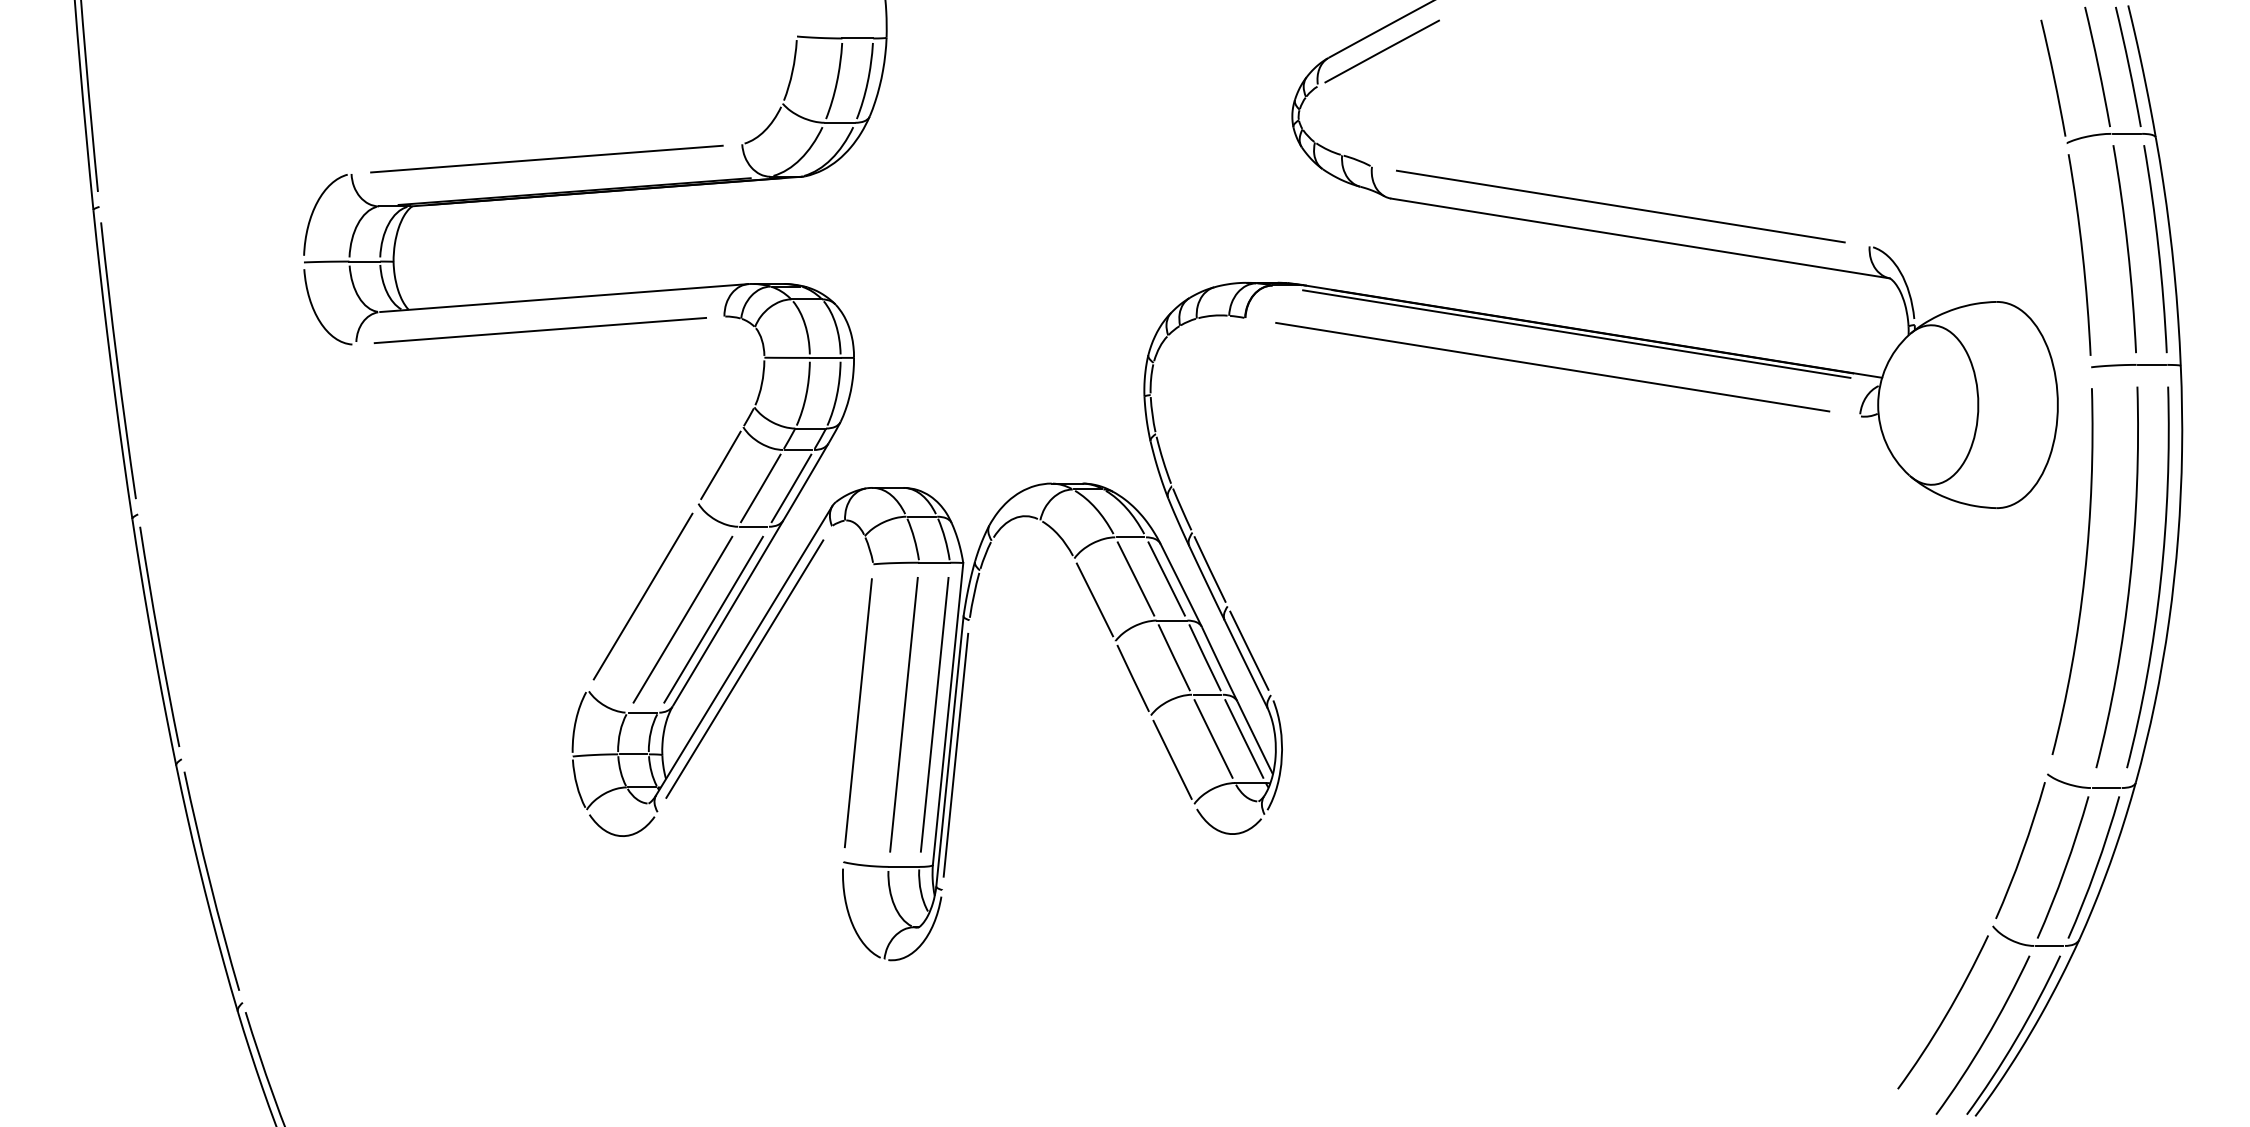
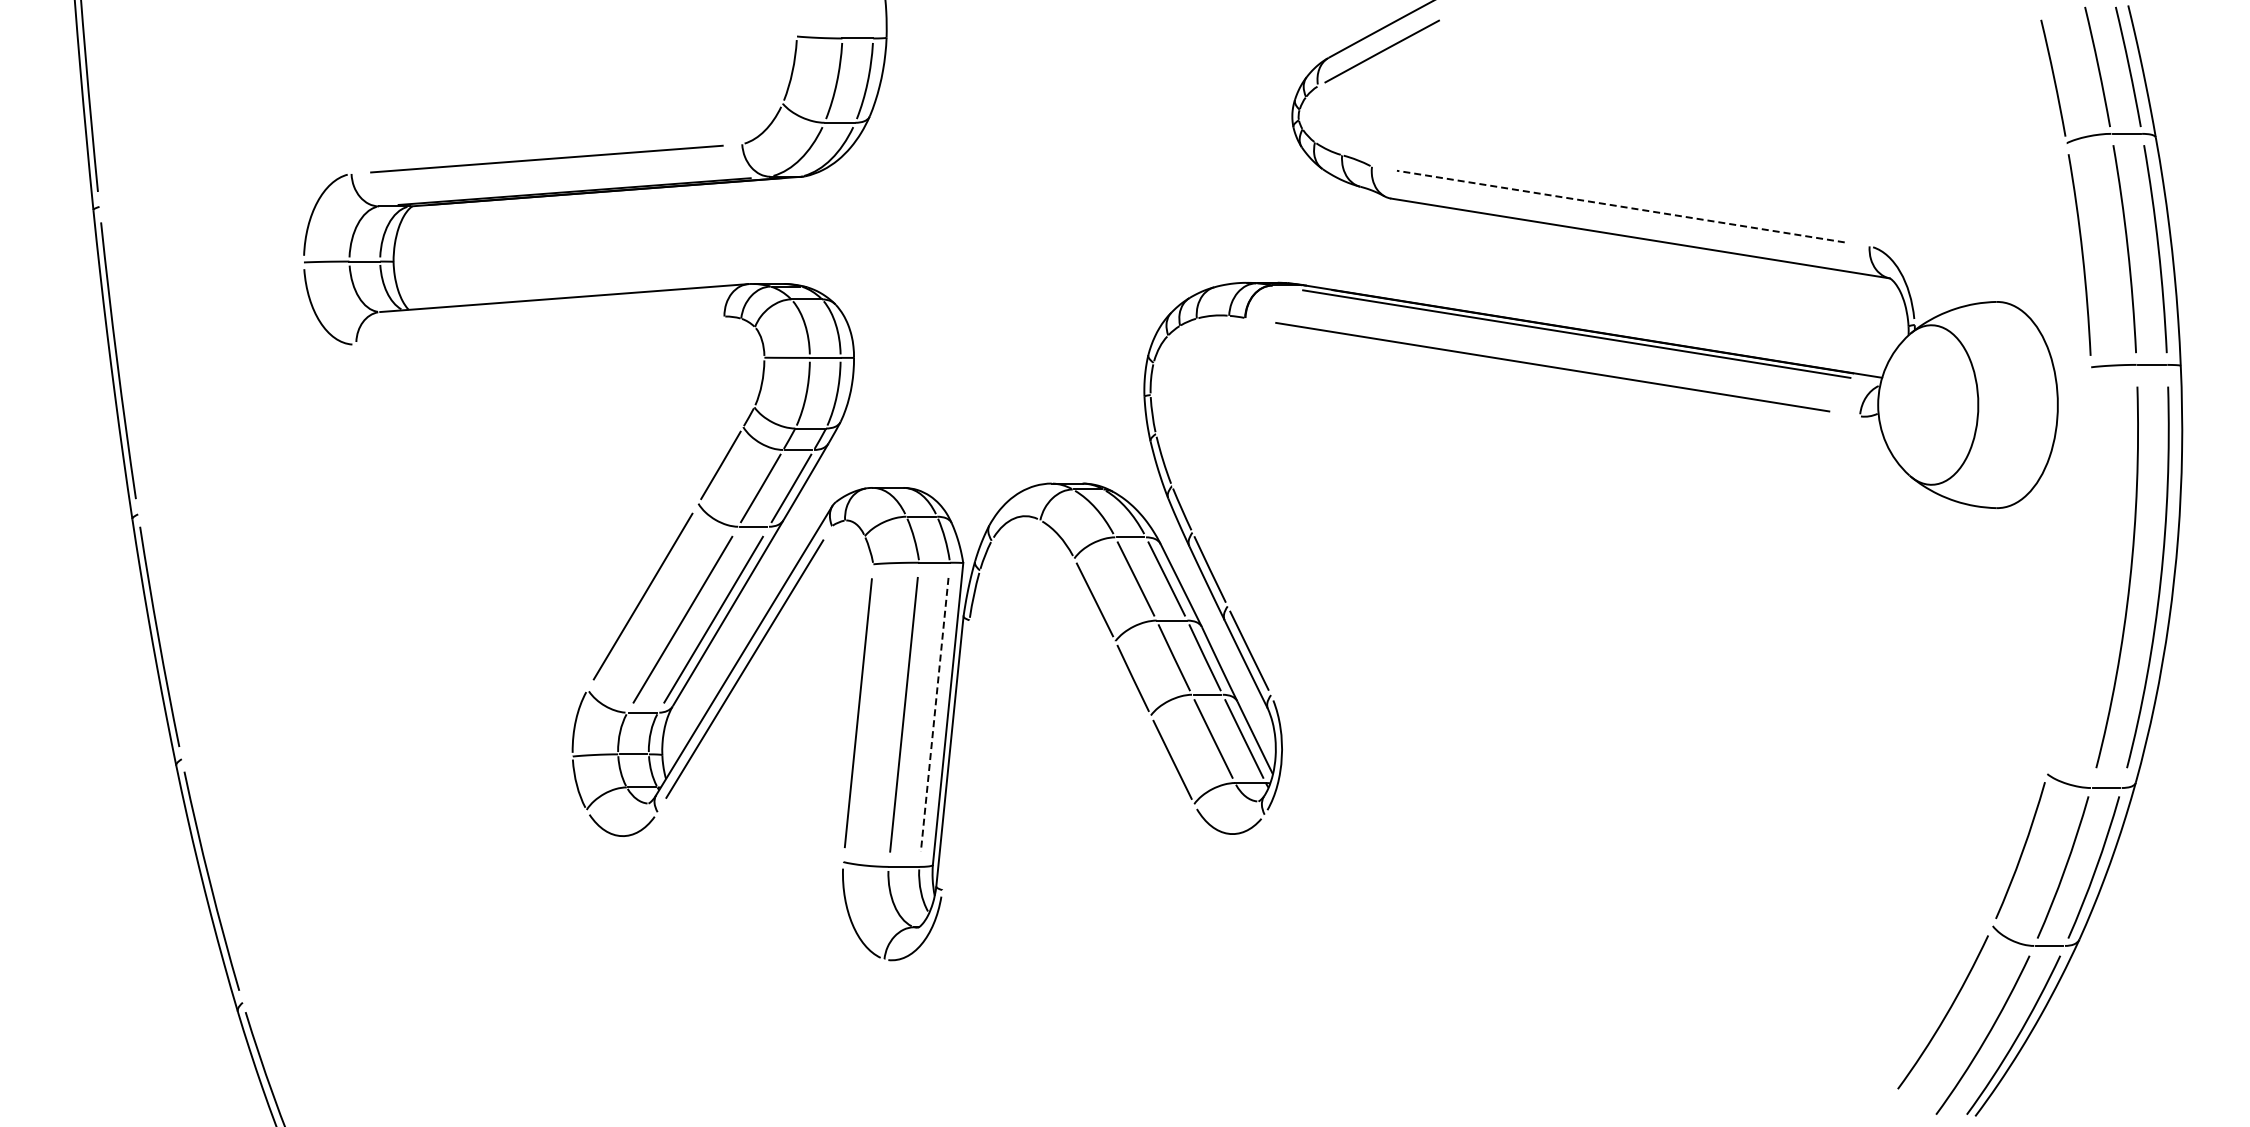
line: solid -> dashed (1620, 206)
line: present -> none (540, 330)
curve: present -> none (2083, 575)
line: solid -> dashed (934, 714)
line: present -> none (955, 754)
